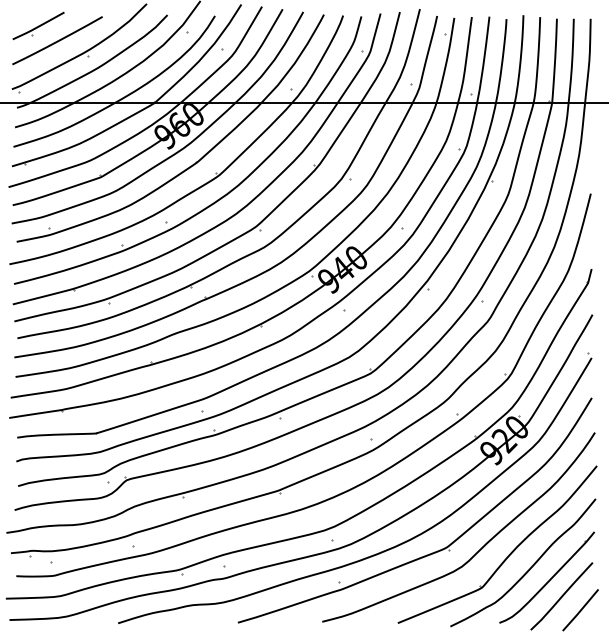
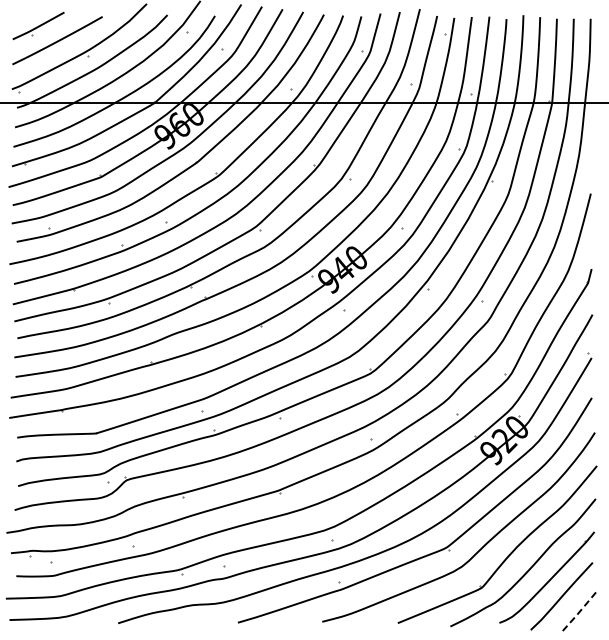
line: solid -> dashed (580, 610)
